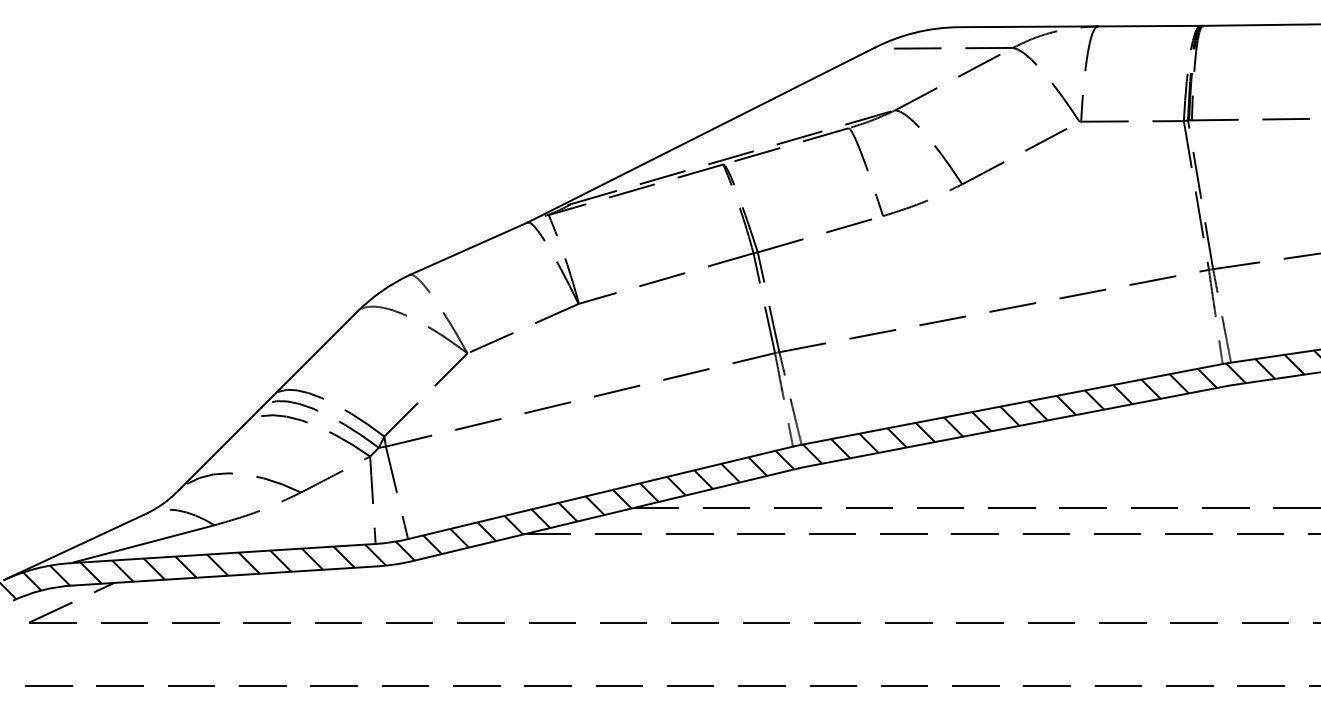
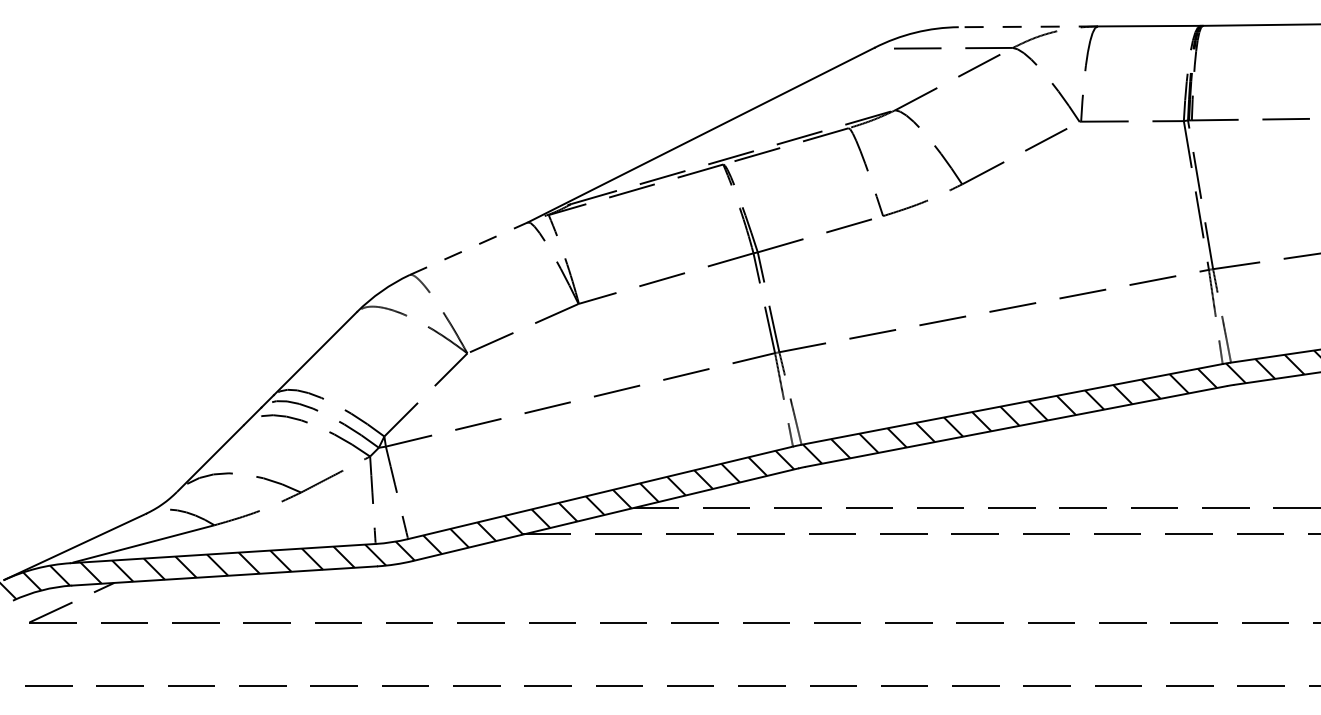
line: solid -> dashed (1028, 26)
line: solid -> dashed (468, 248)
